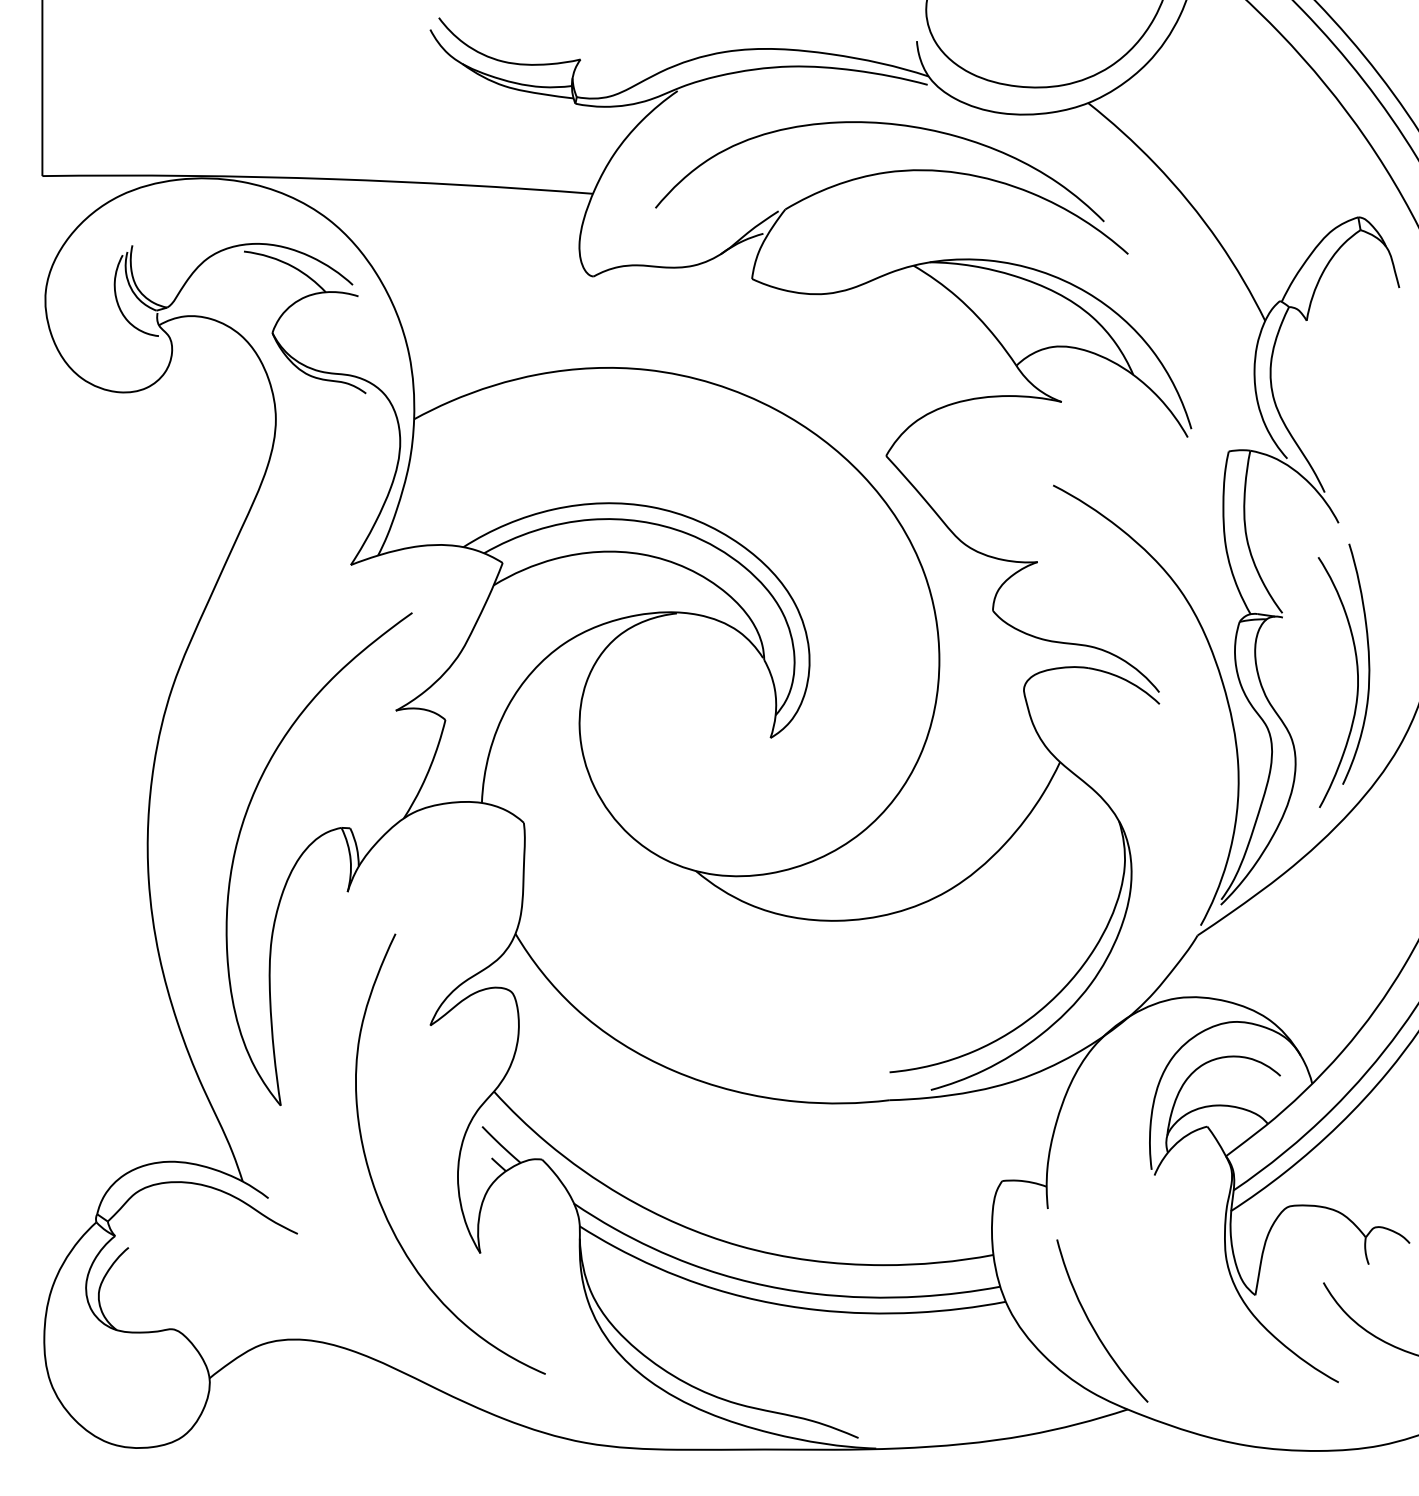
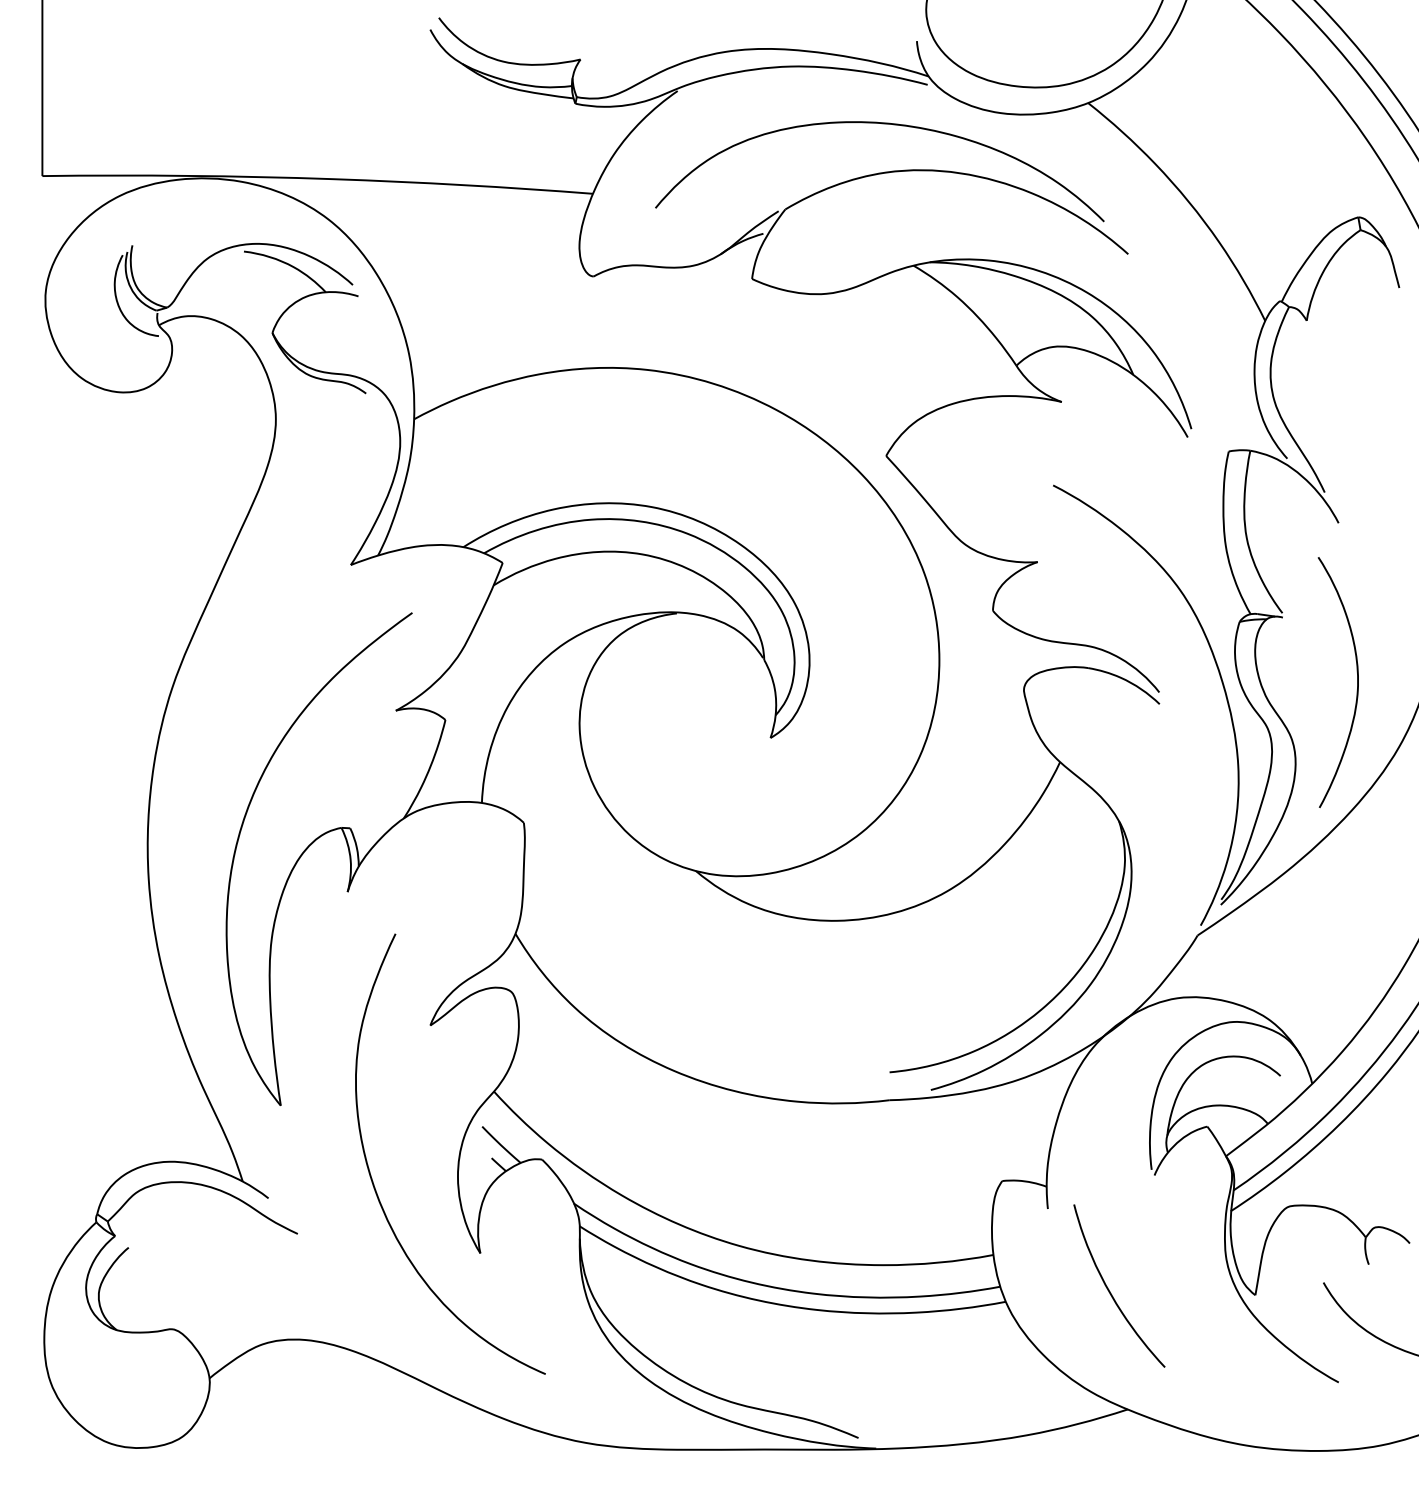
curve: present -> none (1368, 663)
curve position: (1092, 1324) -> (1109, 1289) (1109, 1289)
